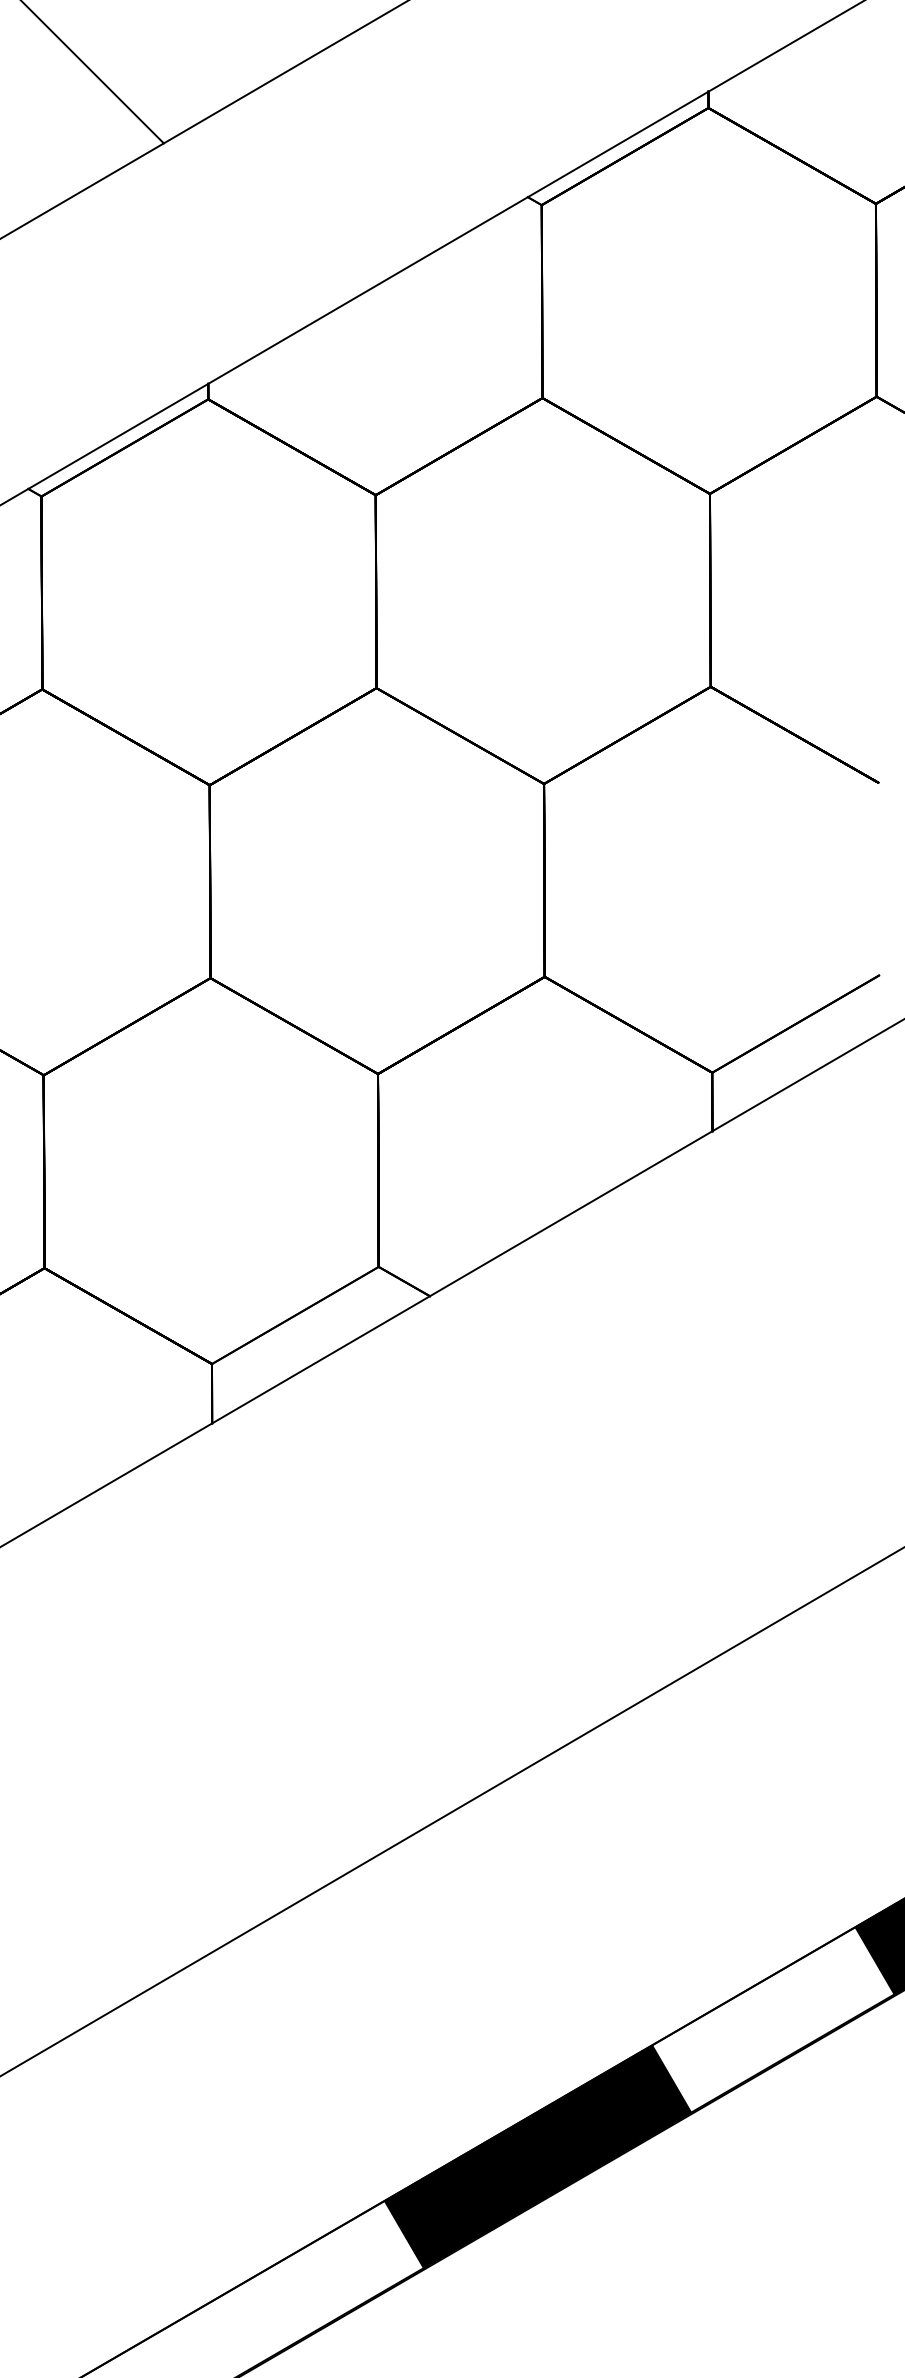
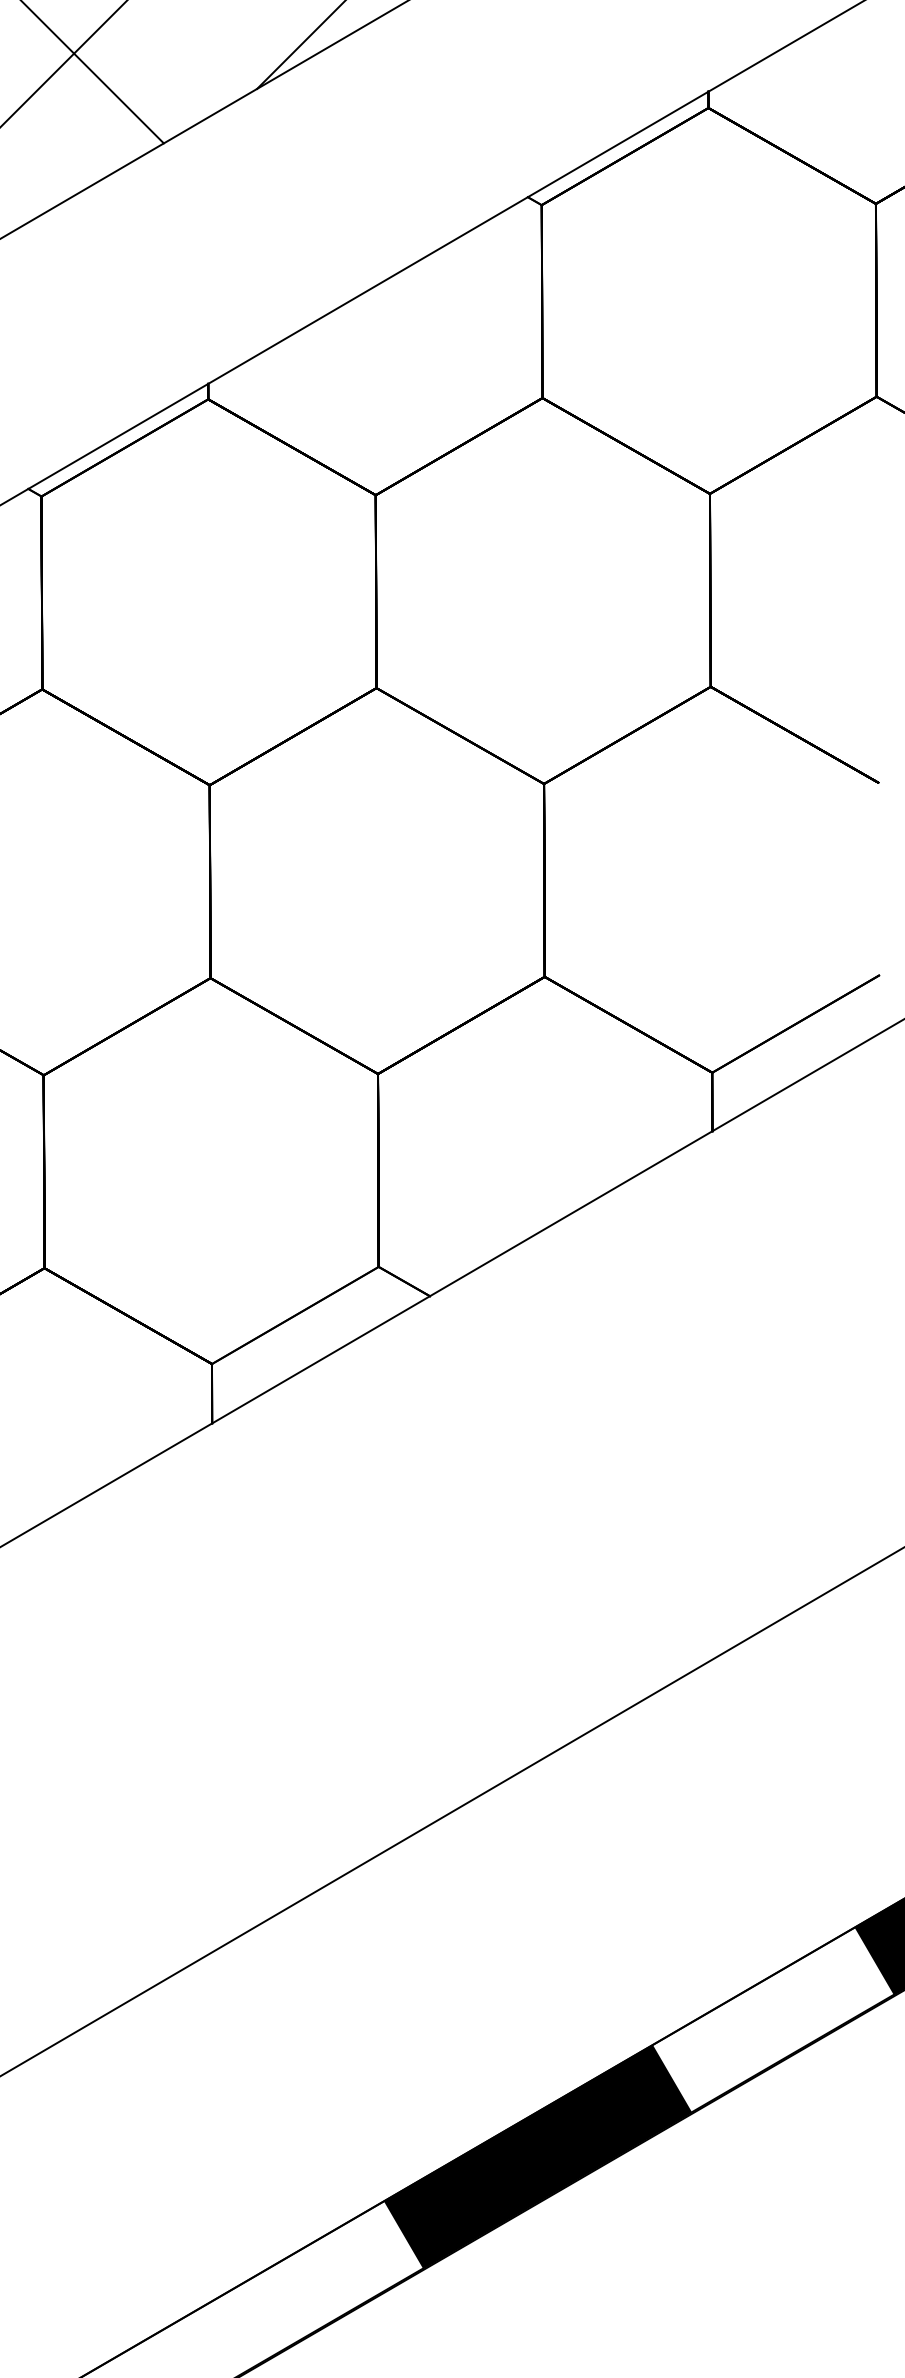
line: none -> present (300, 45)
line: none -> present (63, 63)
